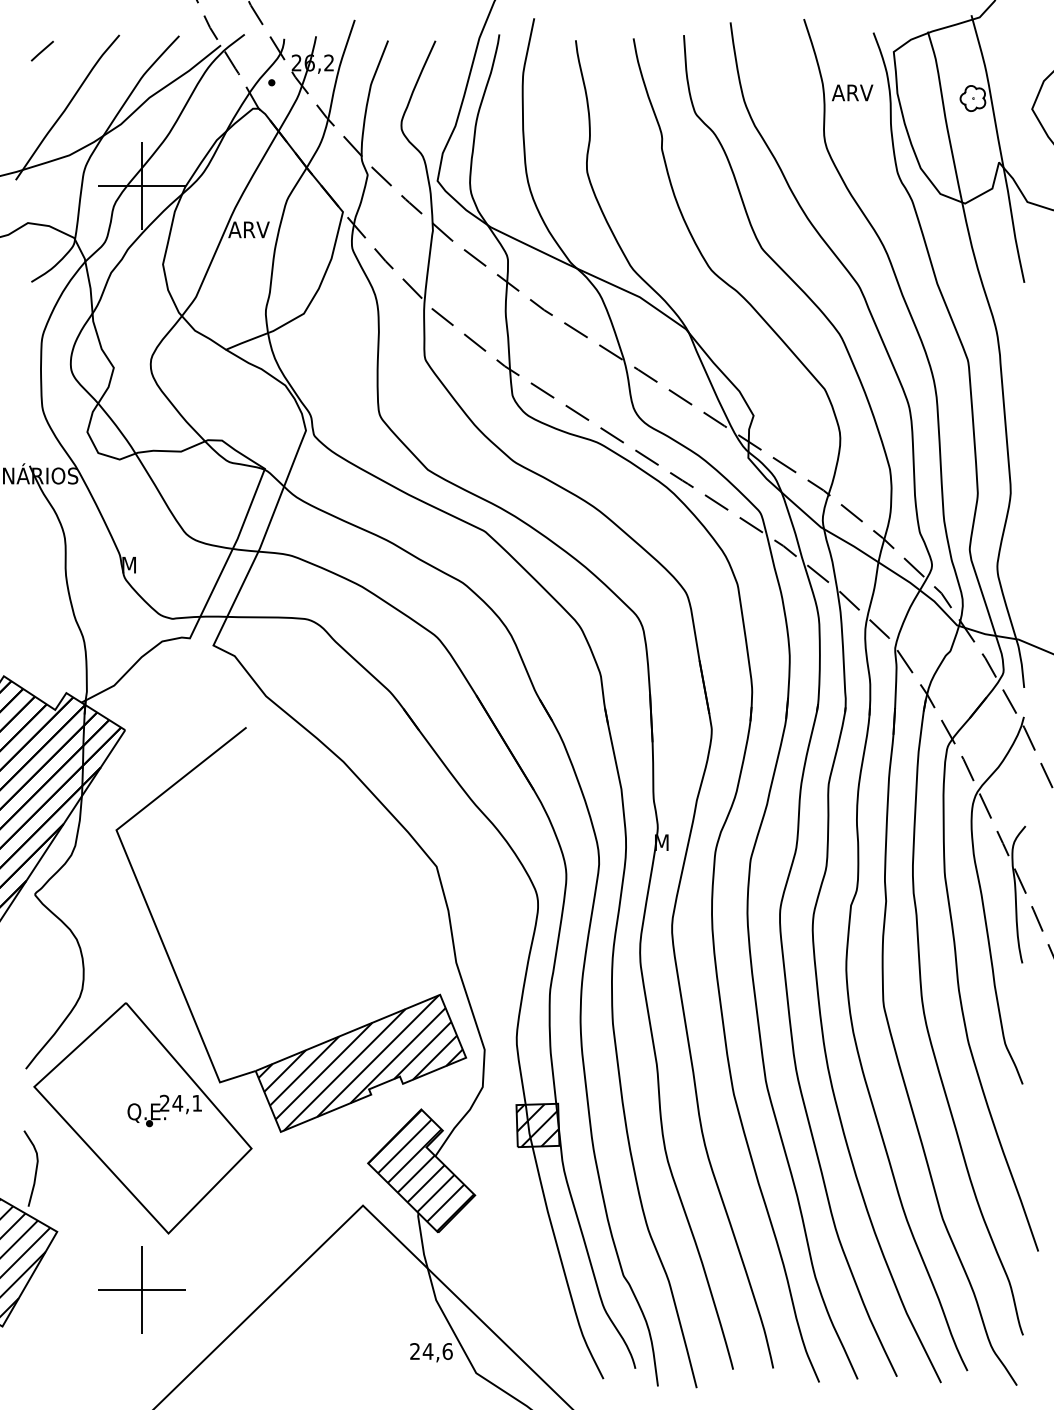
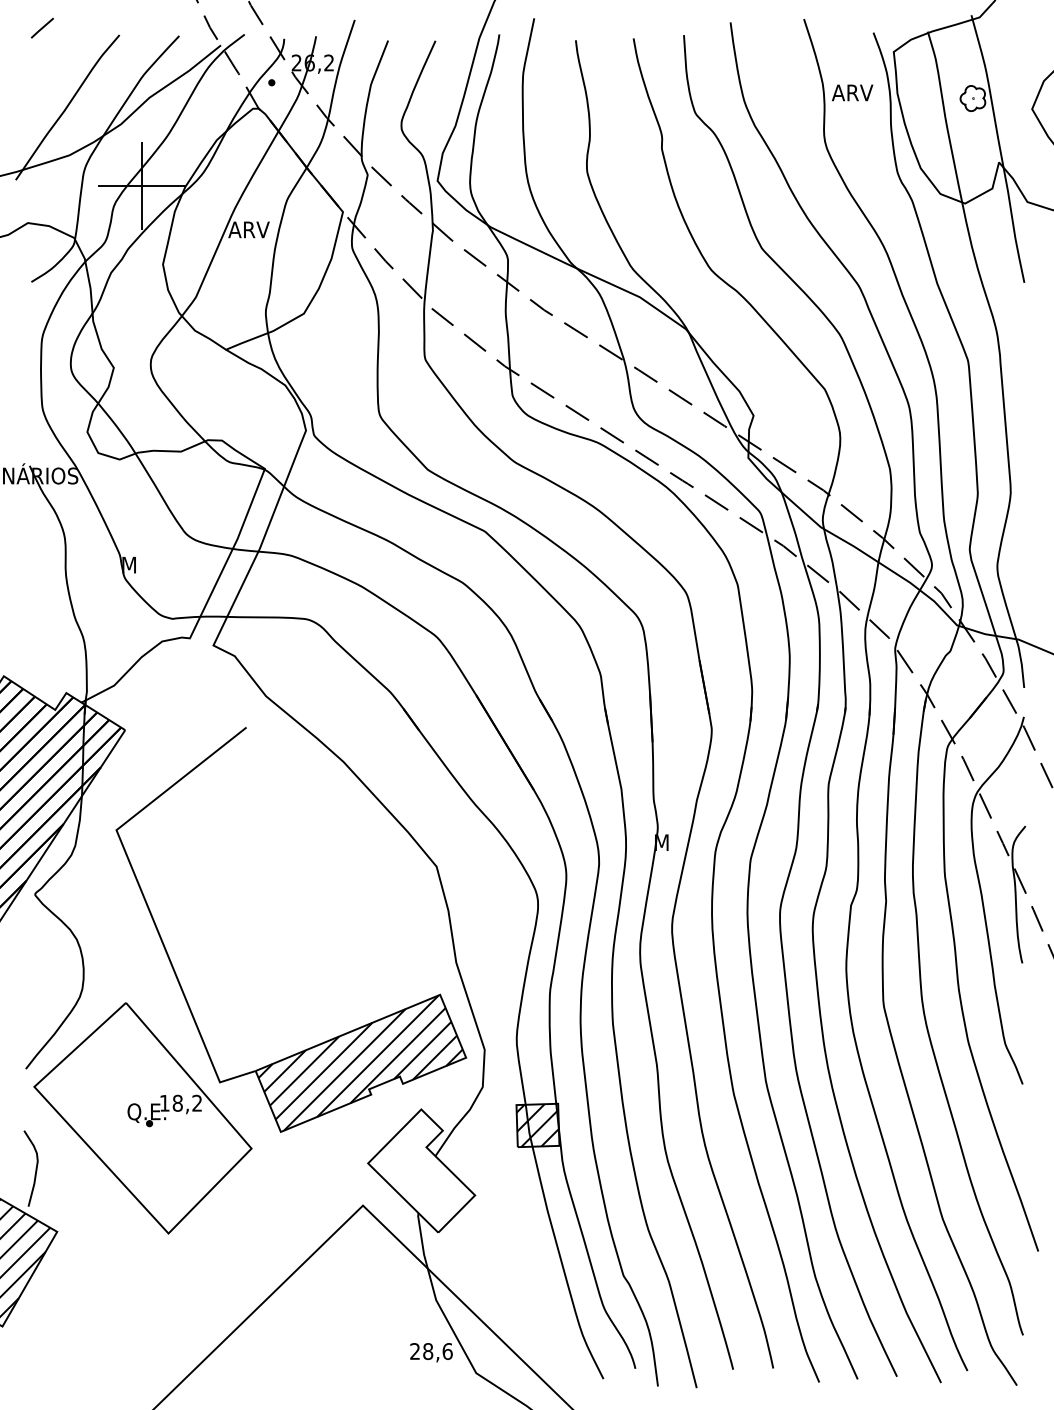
line position: (41, 50) -> (41, 27) (41, 27)
text: 24,1 -> 18,2 (180, 1102)
hatch: present -> none (421, 1170)
part: present -> none (141, 1289)
text: 24,6 -> 28,6 (427, 1351)
